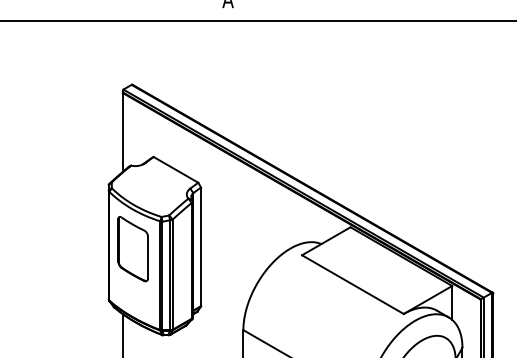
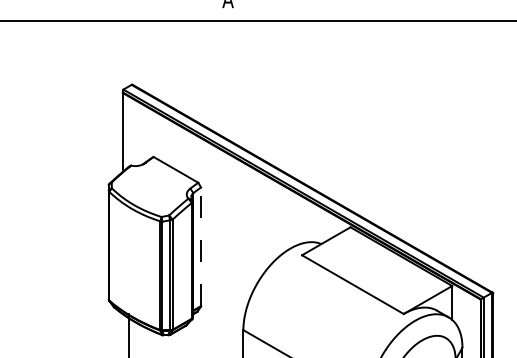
line: solid -> dashed (201, 246)
part: present -> none (132, 249)
line position: (122, 334) -> (128, 334) (128, 334)
